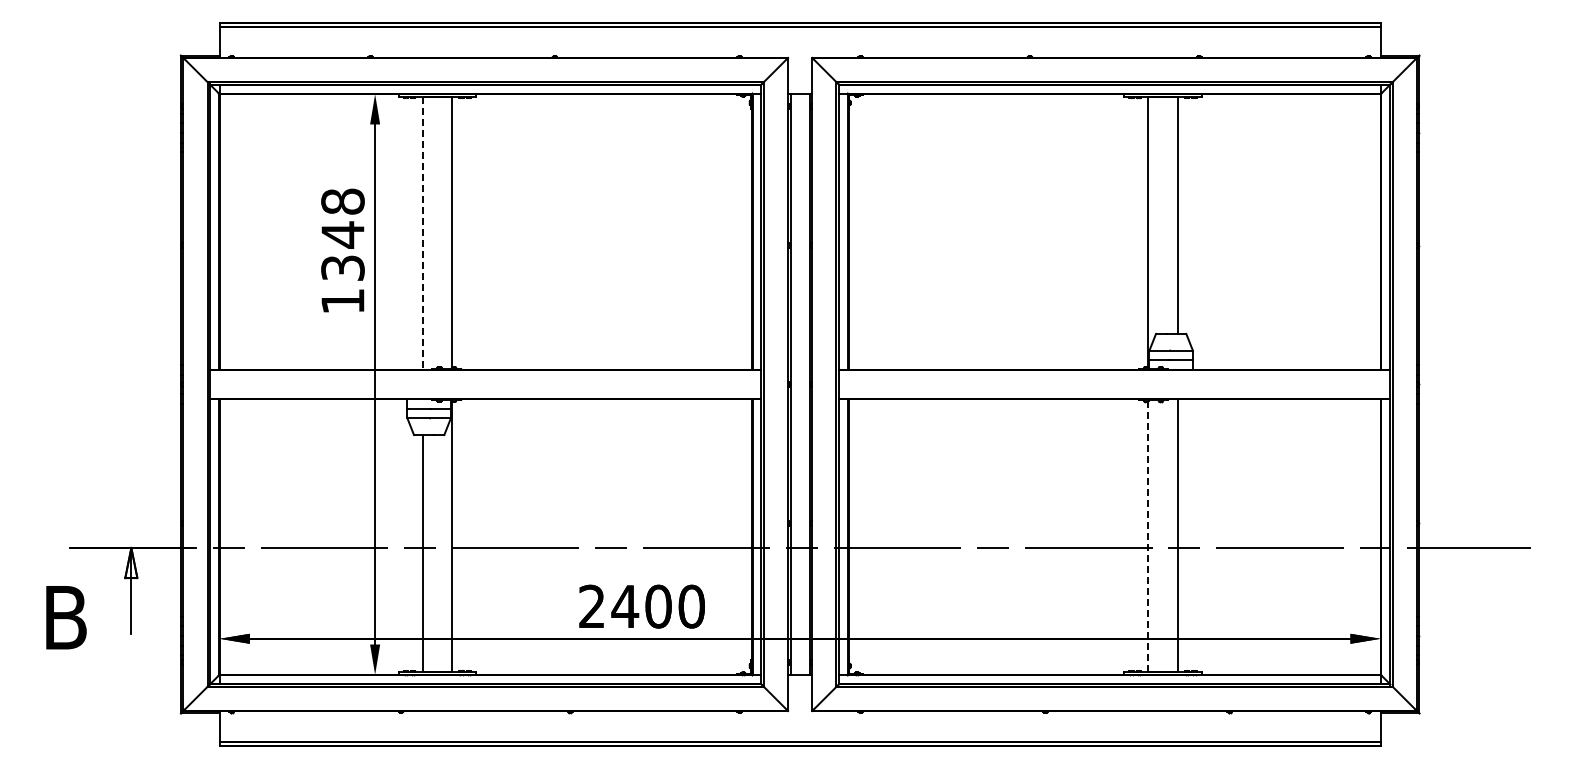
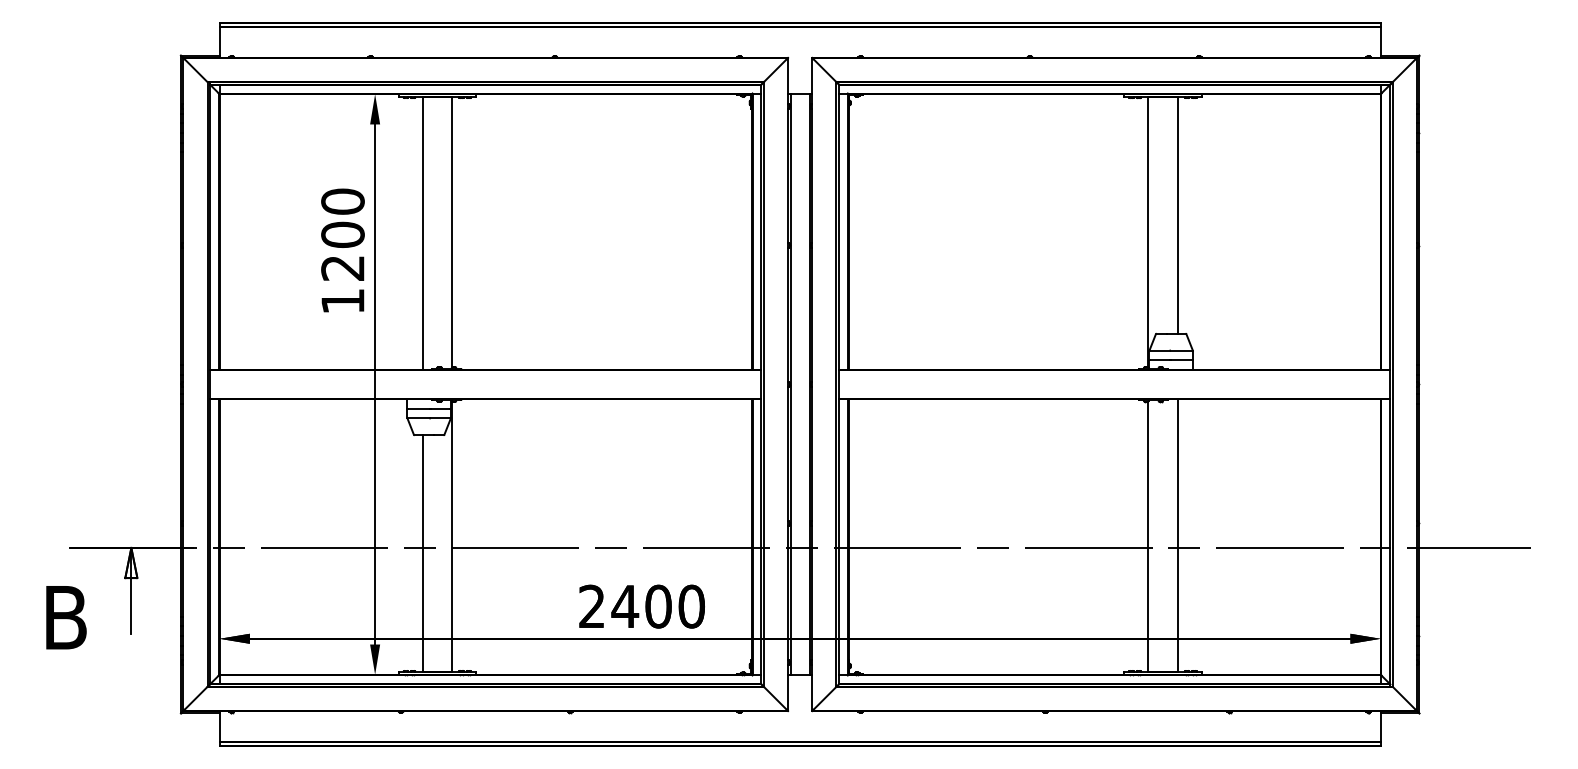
line: dashed -> solid (422, 233)
text: 1348 -> 1200 (342, 234)
line: dashed -> solid (1148, 536)
